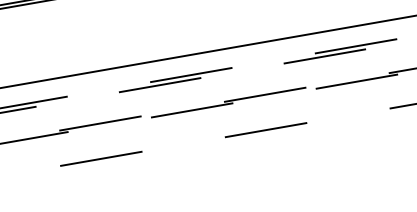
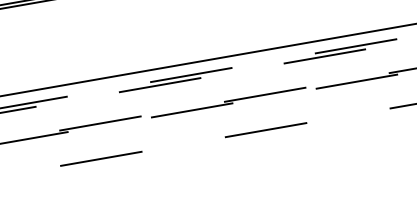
line position: (207, 51) -> (207, 59) (207, 59)
